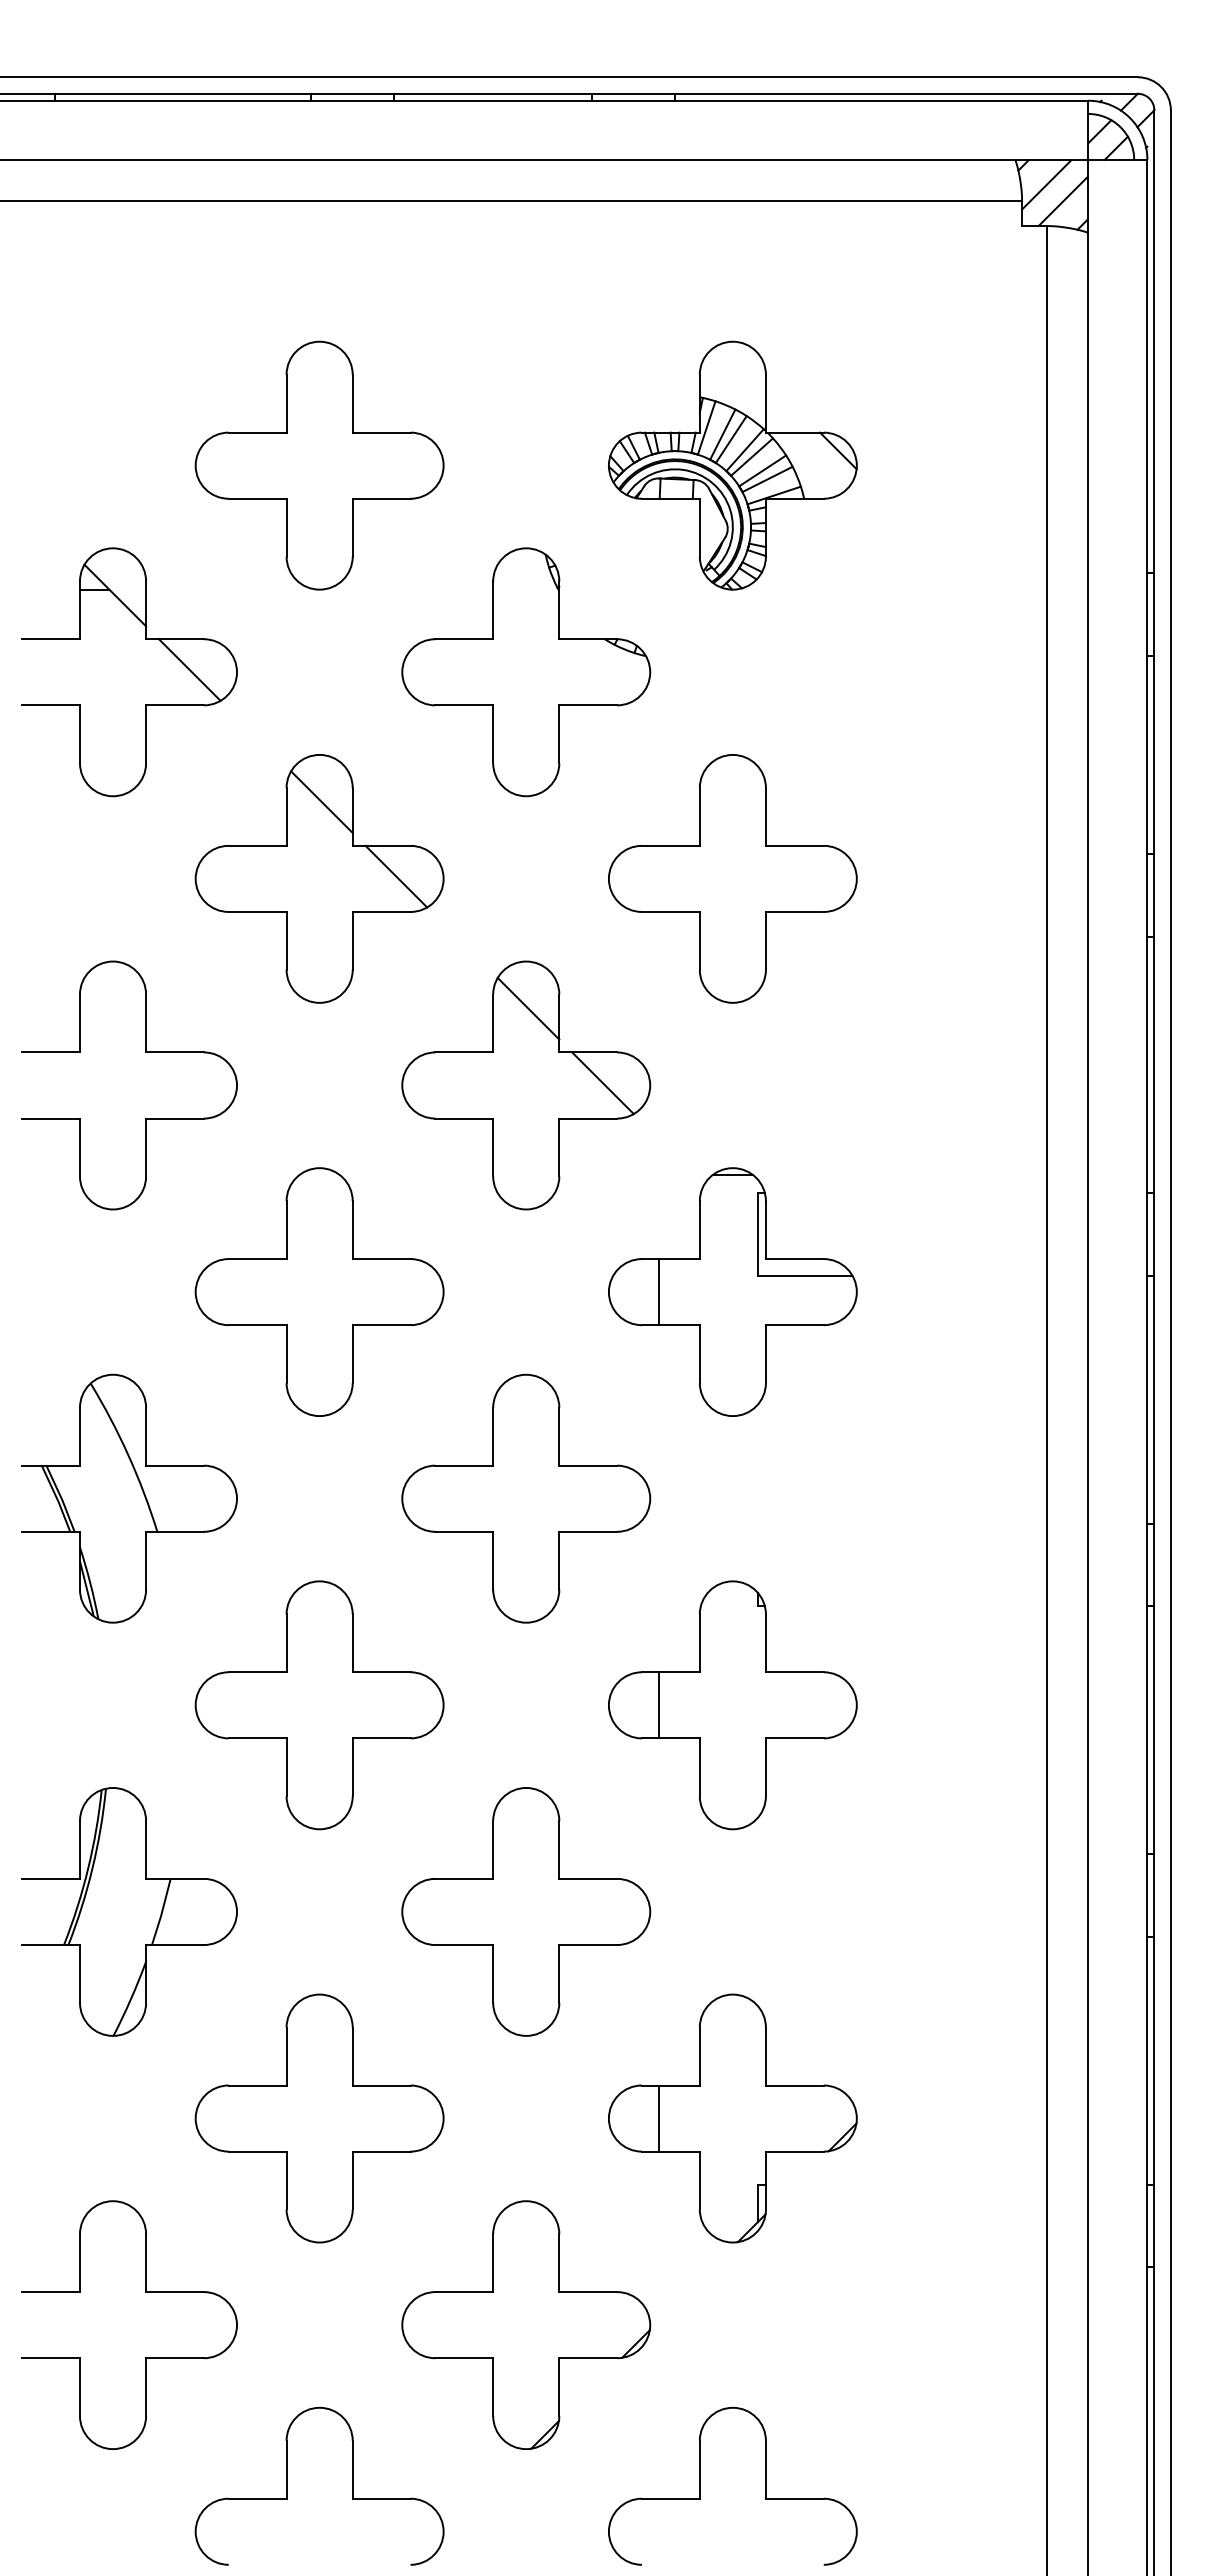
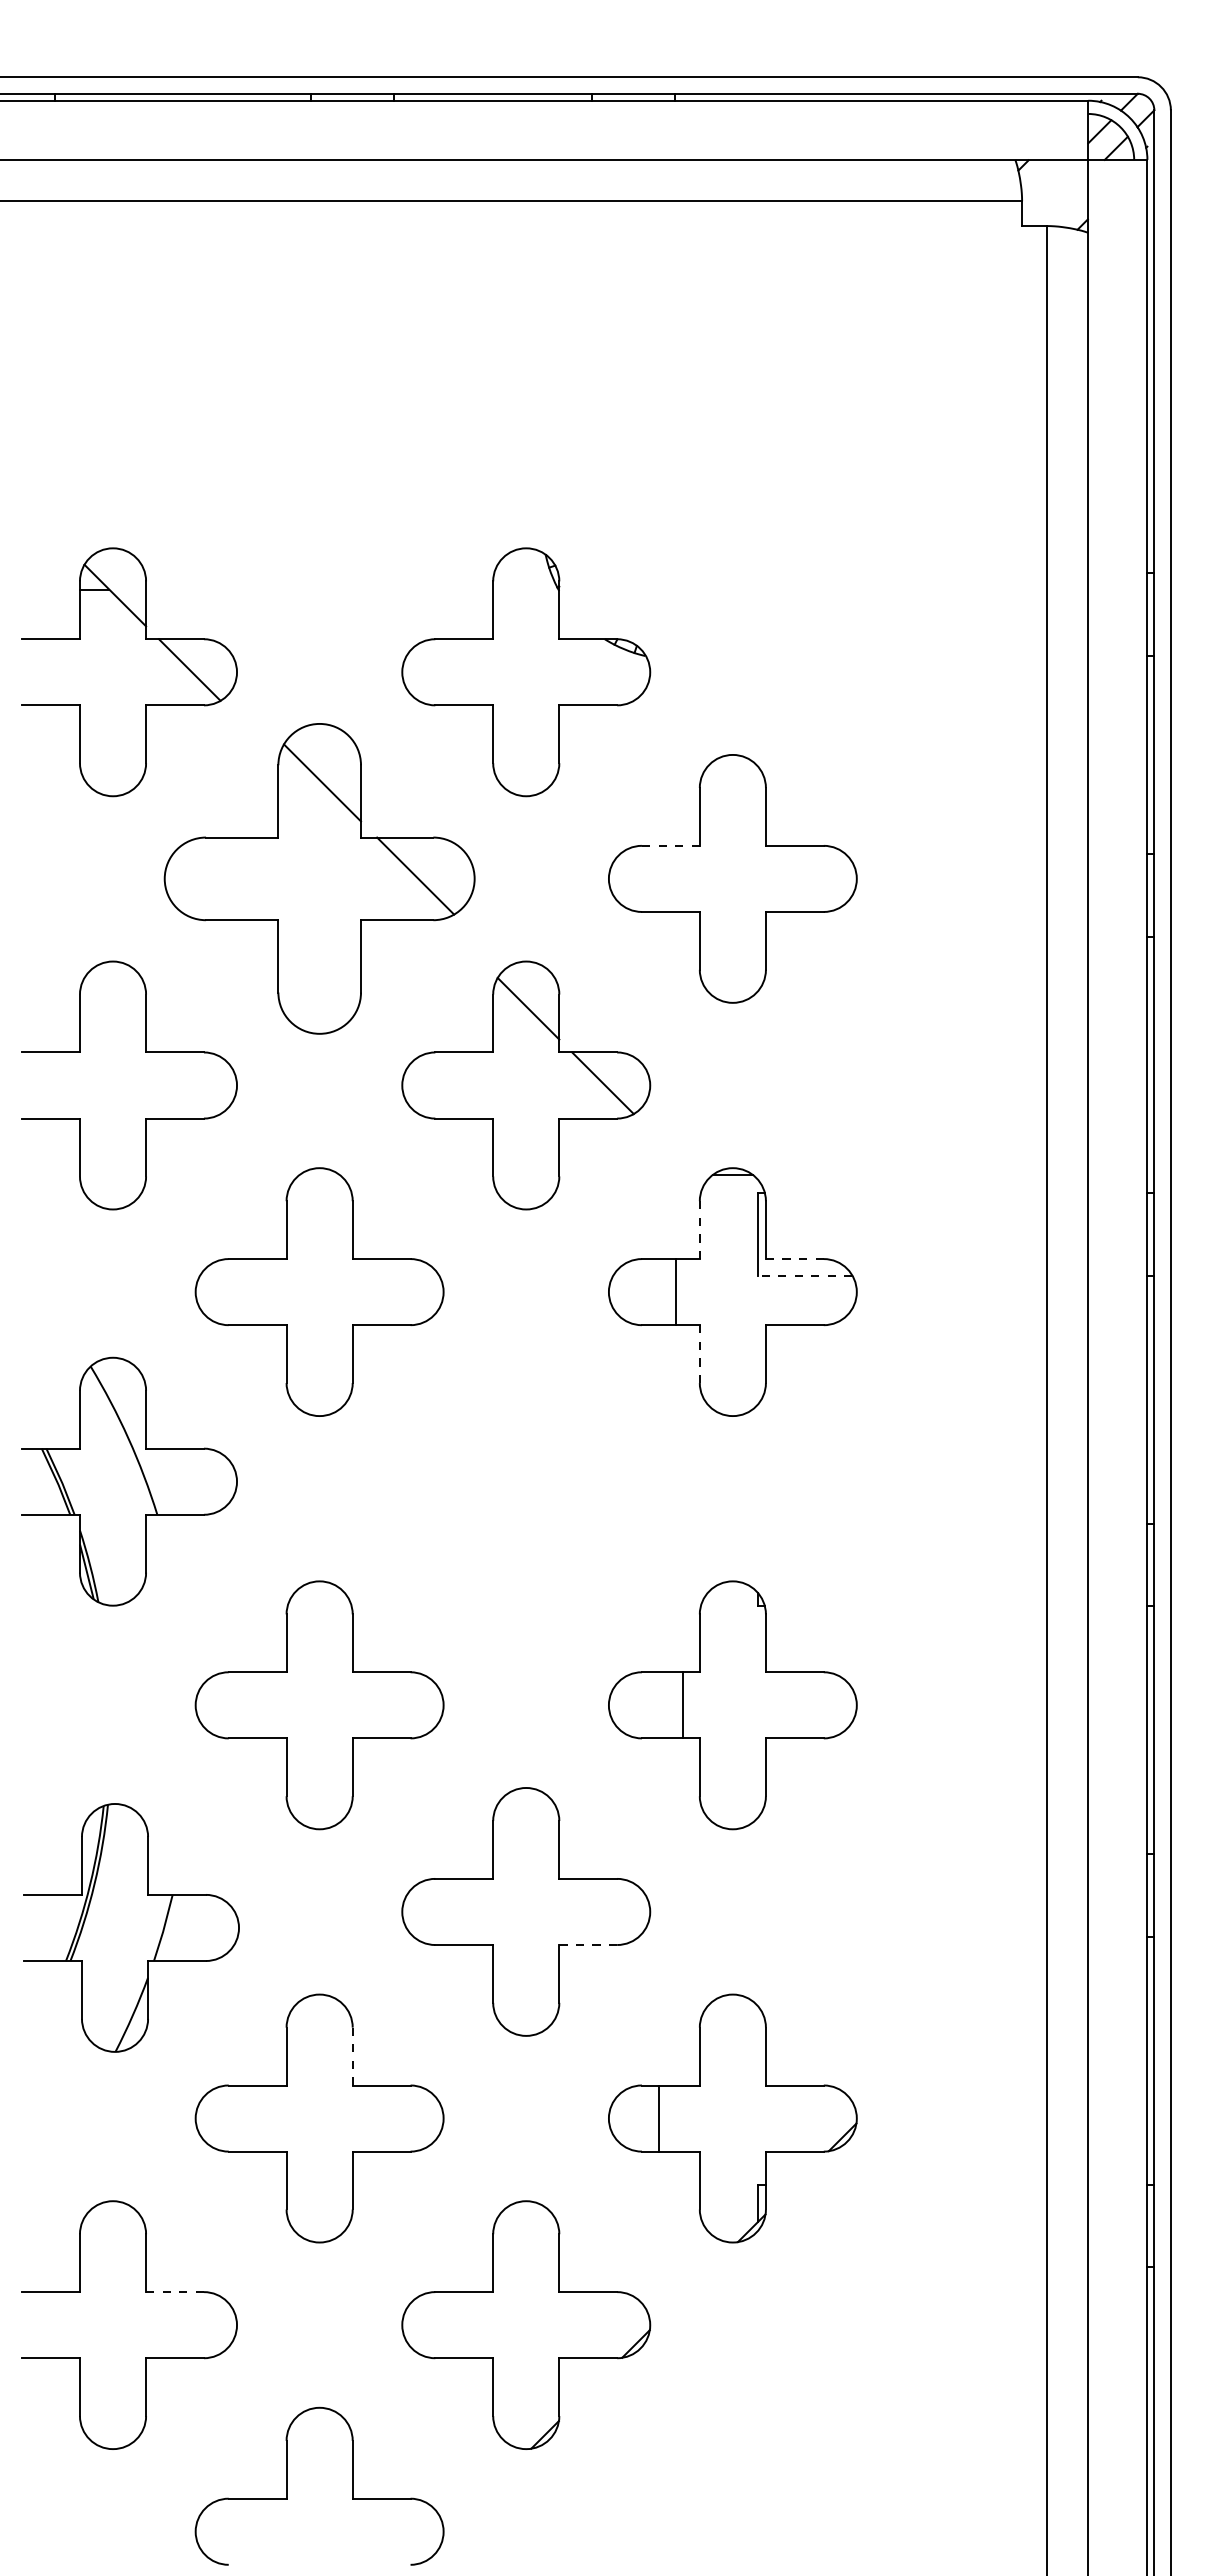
line: present -> none (1046, 184)
line: present -> none (1062, 201)
part: present -> none (319, 465)
part: present -> none (732, 465)
line: solid -> dashed (670, 845)
part size: 251x250 px -> 313x312 px (319, 878)
line: solid -> dashed (699, 1230)
line: solid -> dashed (794, 1259)
line: solid -> dashed (804, 1275)
line position: (658, 1292) -> (675, 1292) (675, 1292)
line: solid -> dashed (699, 1354)
part position: (129, 1498) -> (129, 1481) (129, 1481)
part: present -> none (526, 1498)
line position: (658, 1705) -> (682, 1705) (682, 1705)
part position: (129, 1911) -> (131, 1927) (131, 1927)
line: solid -> dashed (588, 1945)
line: solid -> dashed (352, 2056)
line: solid -> dashed (175, 2292)
part: present -> none (700, 2485)
